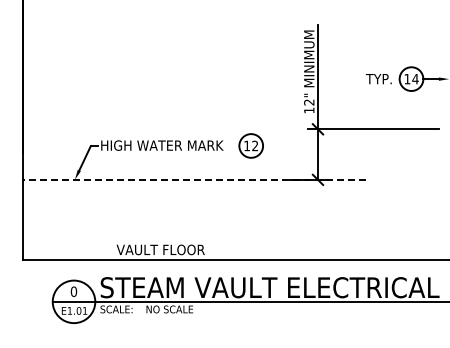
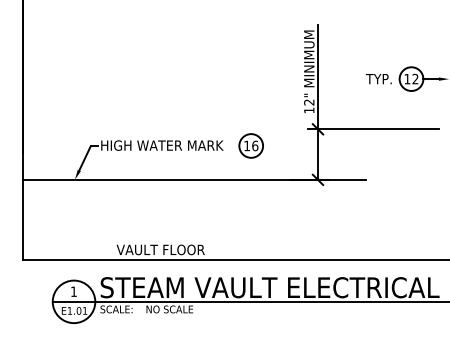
text: 14 -> 12 (415, 78)
text: 12 -> 16 (255, 145)
line: dashed -> solid (194, 179)
text: 0 -> 1 (73, 291)
